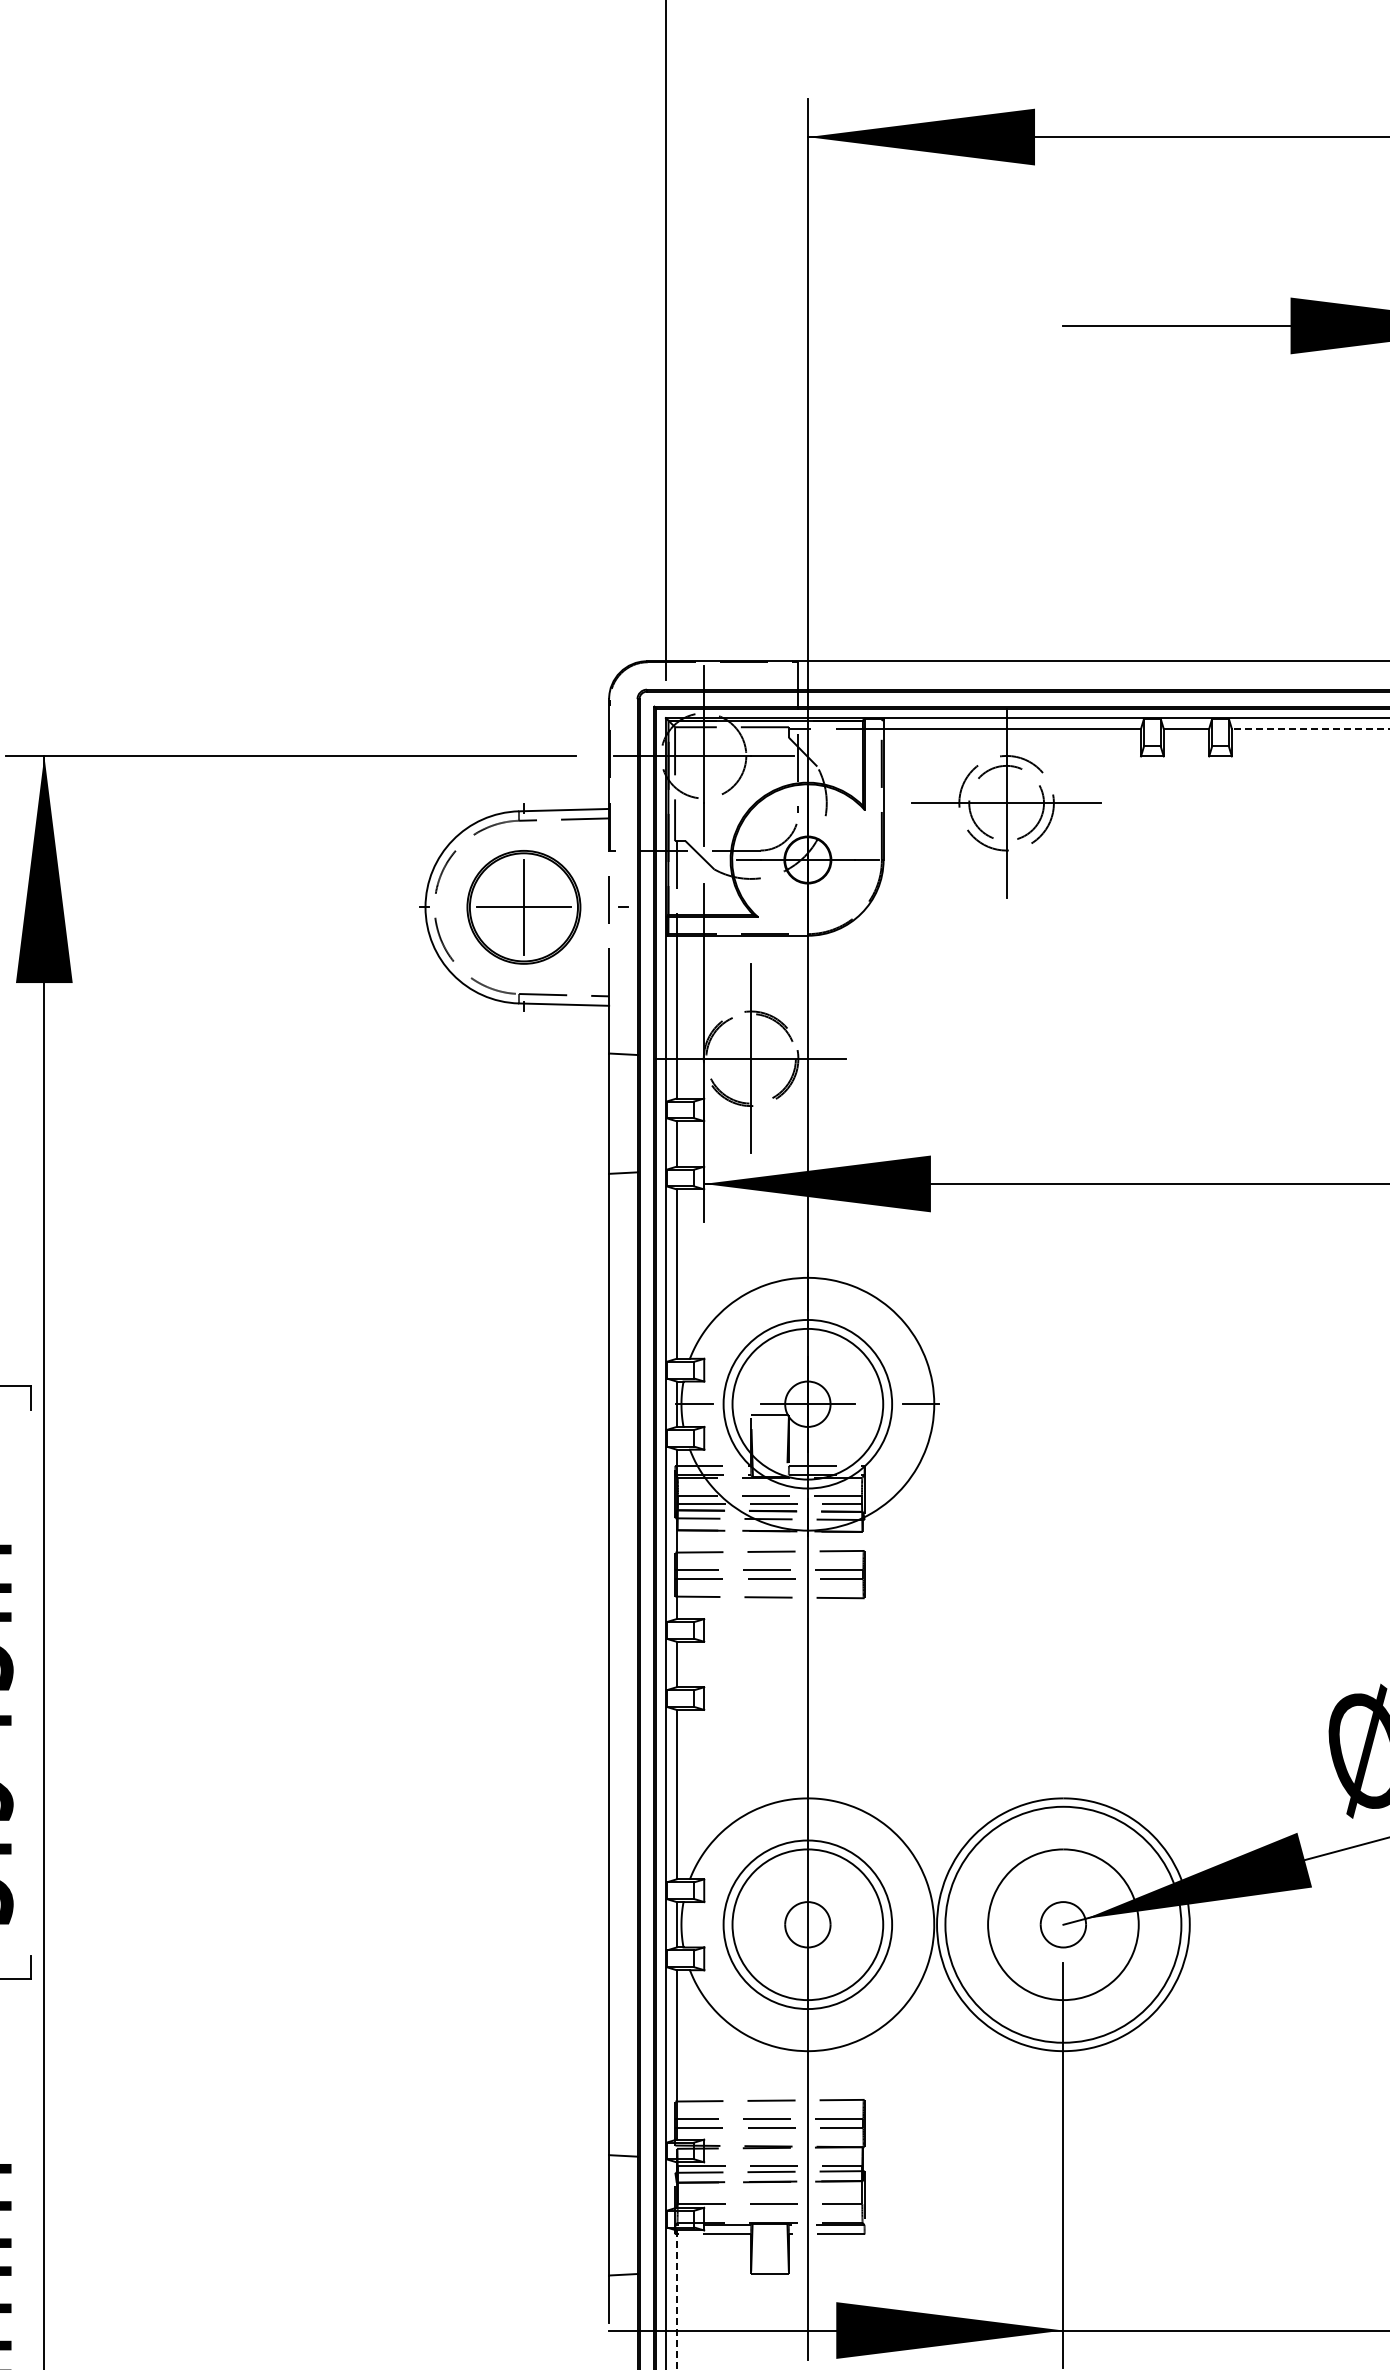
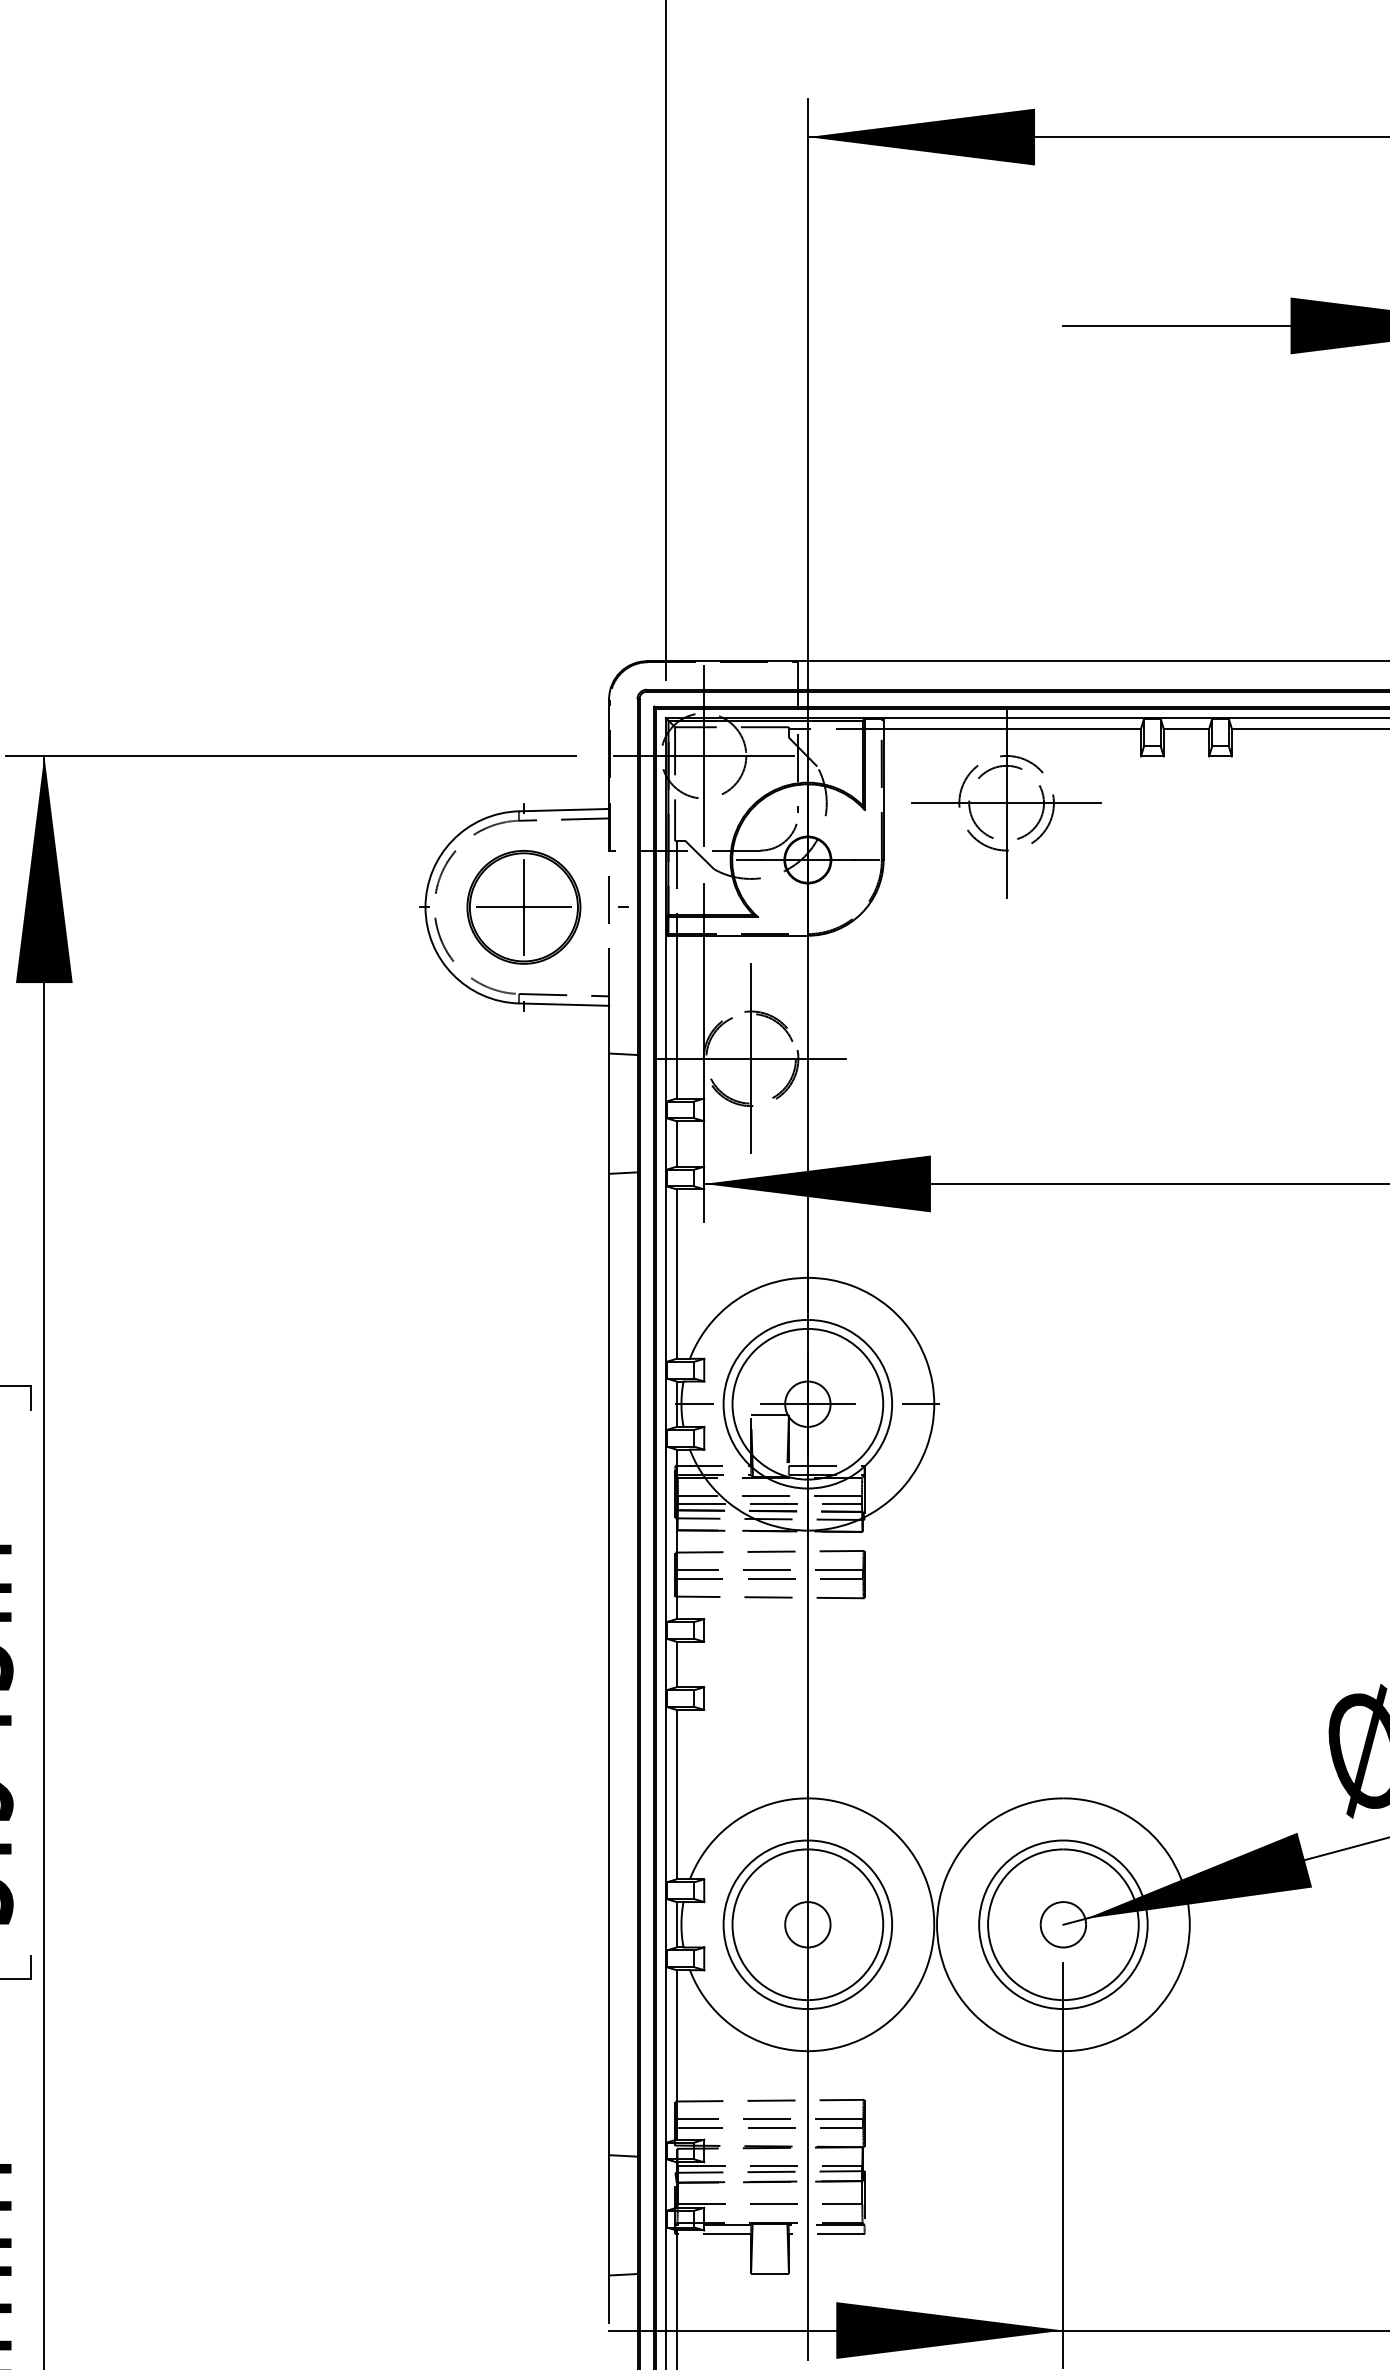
line: dashed -> solid (1310, 728)
circle diameter: 236 px -> 169 px (1063, 1924)
line: dashed -> solid (676, 2300)
